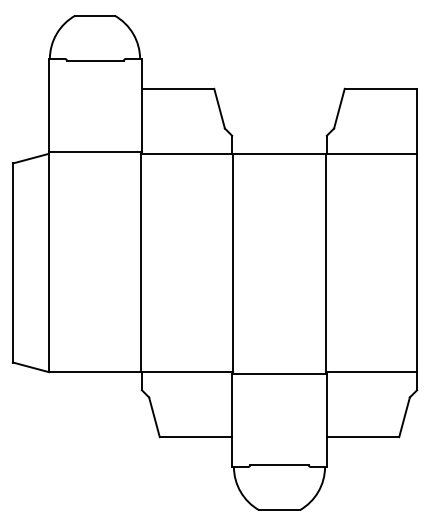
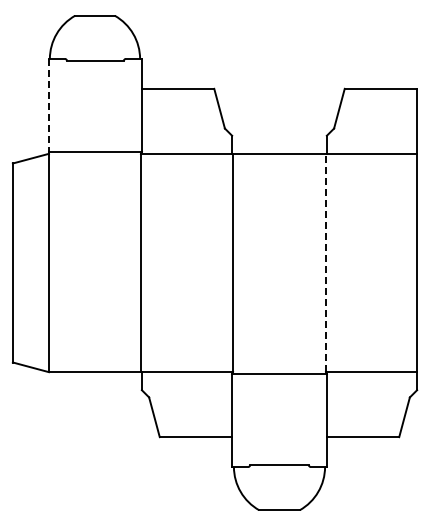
line: solid -> dashed (48, 105)
line: solid -> dashed (325, 262)
